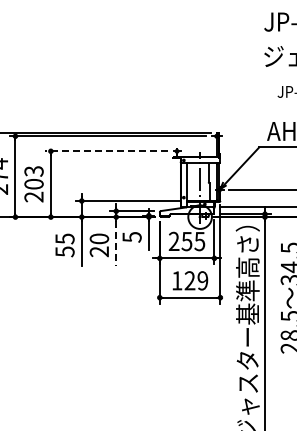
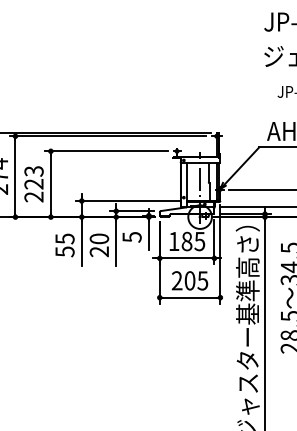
line: dashed -> solid (105, 151)
text: 203 -> 223 (33, 184)
text: 255 -> 185 (180, 241)
line: dashed -> solid (116, 243)
text: 129 -> 205 (189, 280)
